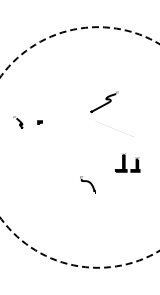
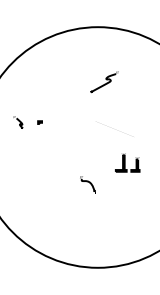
part position: (104, 102) -> (104, 82) (104, 82)
circle: dashed -> solid (79, 147)
